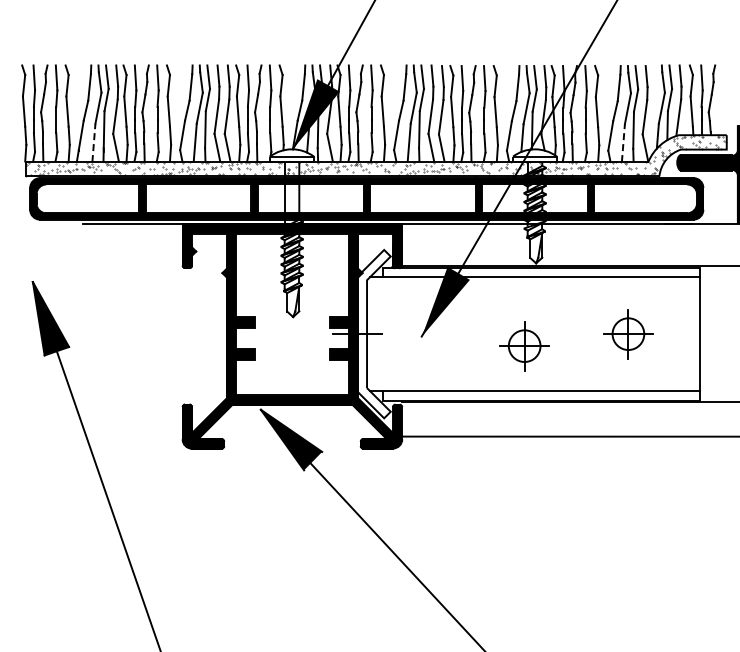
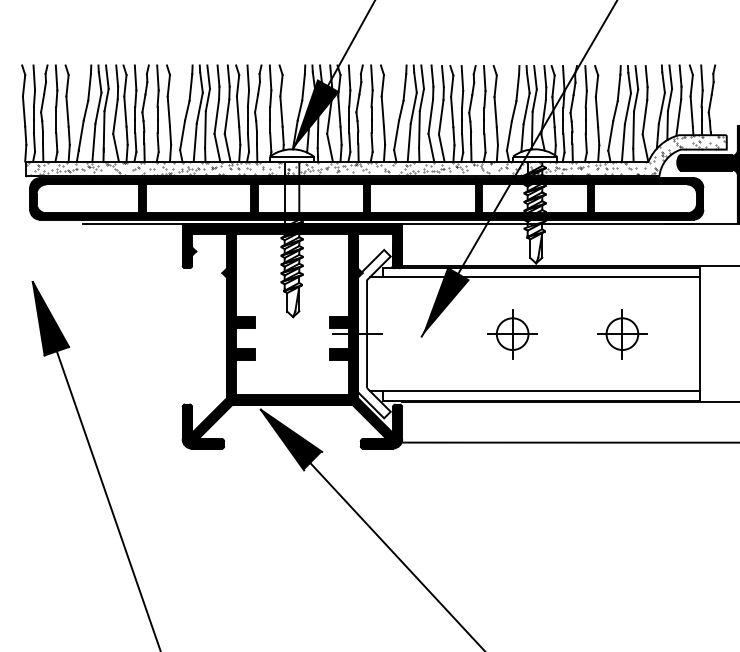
line: dashed -> solid (93, 142)
line: dashed -> solid (623, 143)
part position: (628, 334) -> (622, 334) (622, 334)
part position: (524, 346) -> (512, 334) (512, 334)
line position: (566, 436) -> (566, 442) (566, 442)
